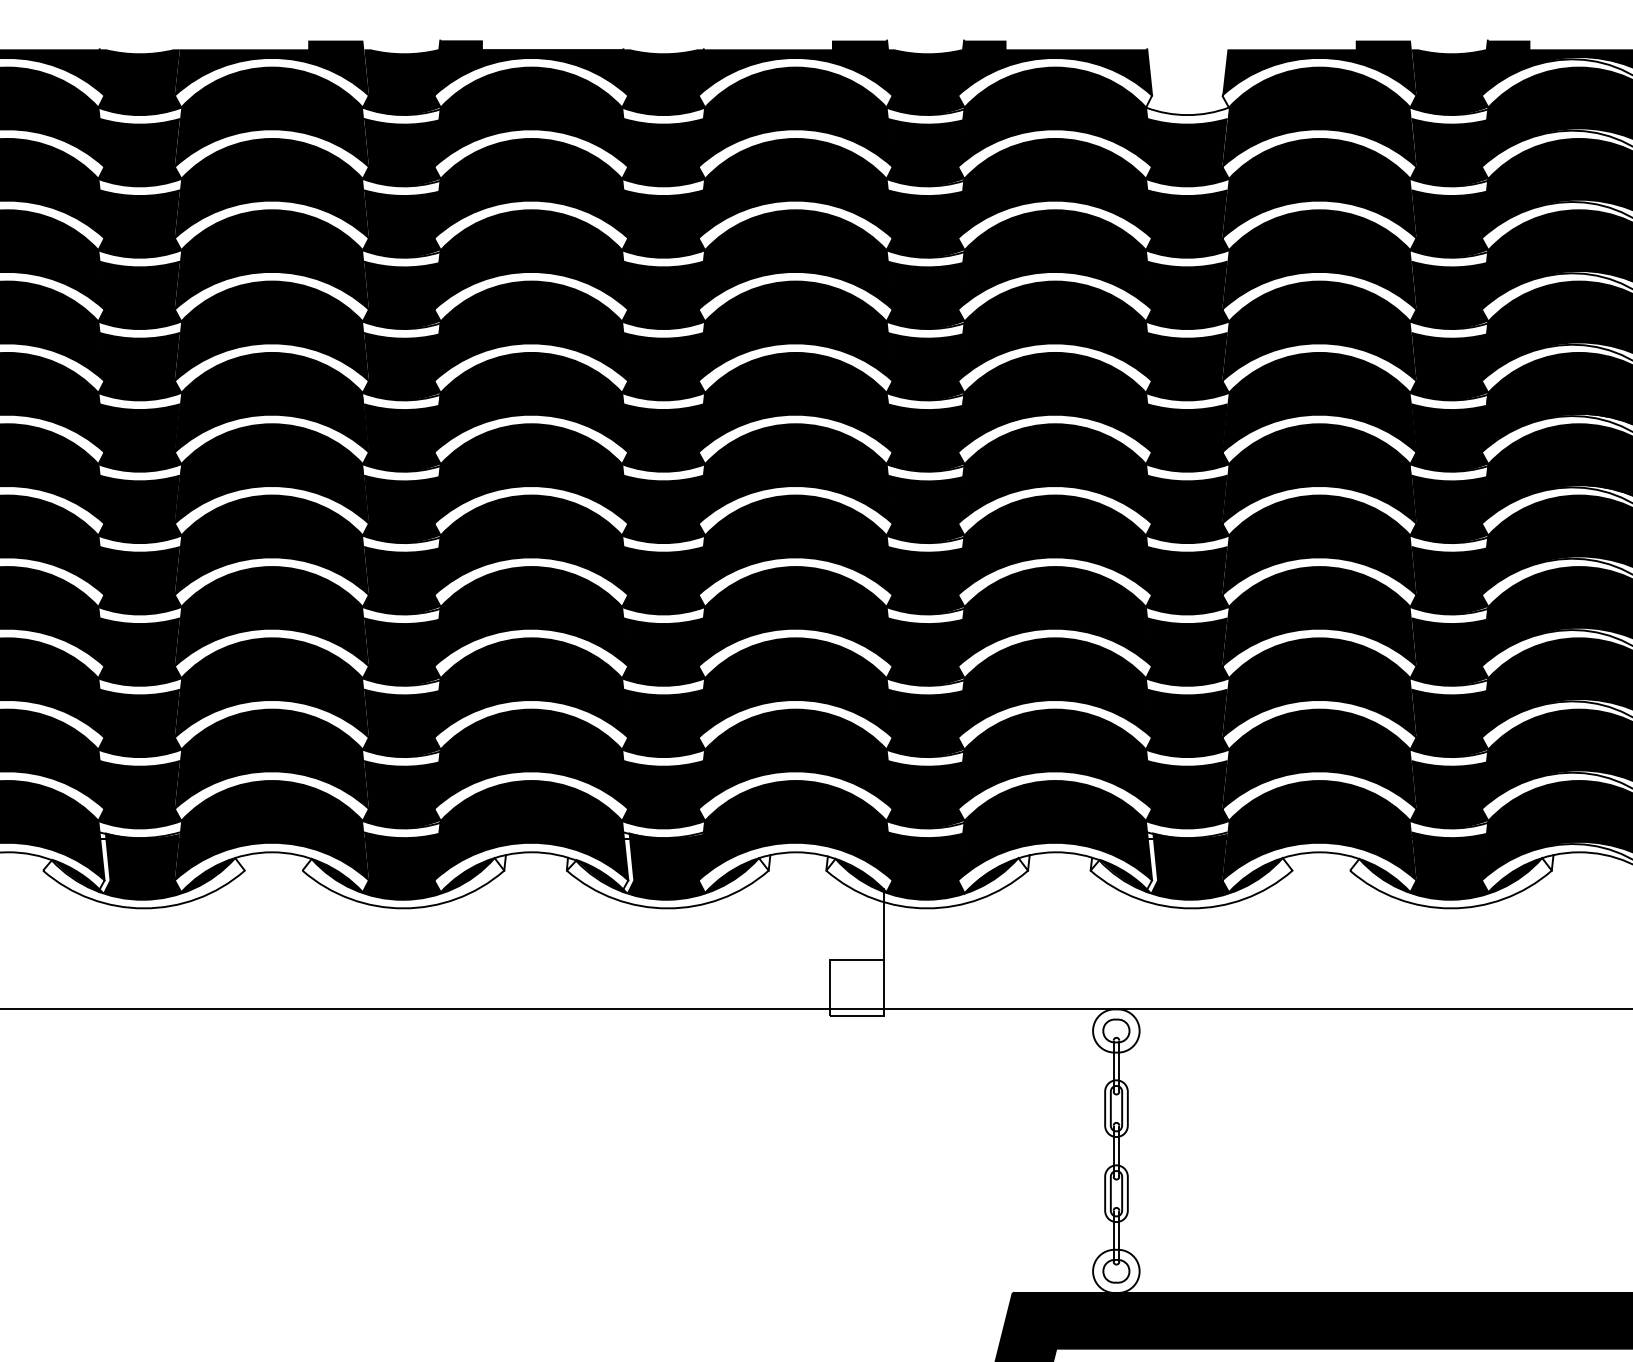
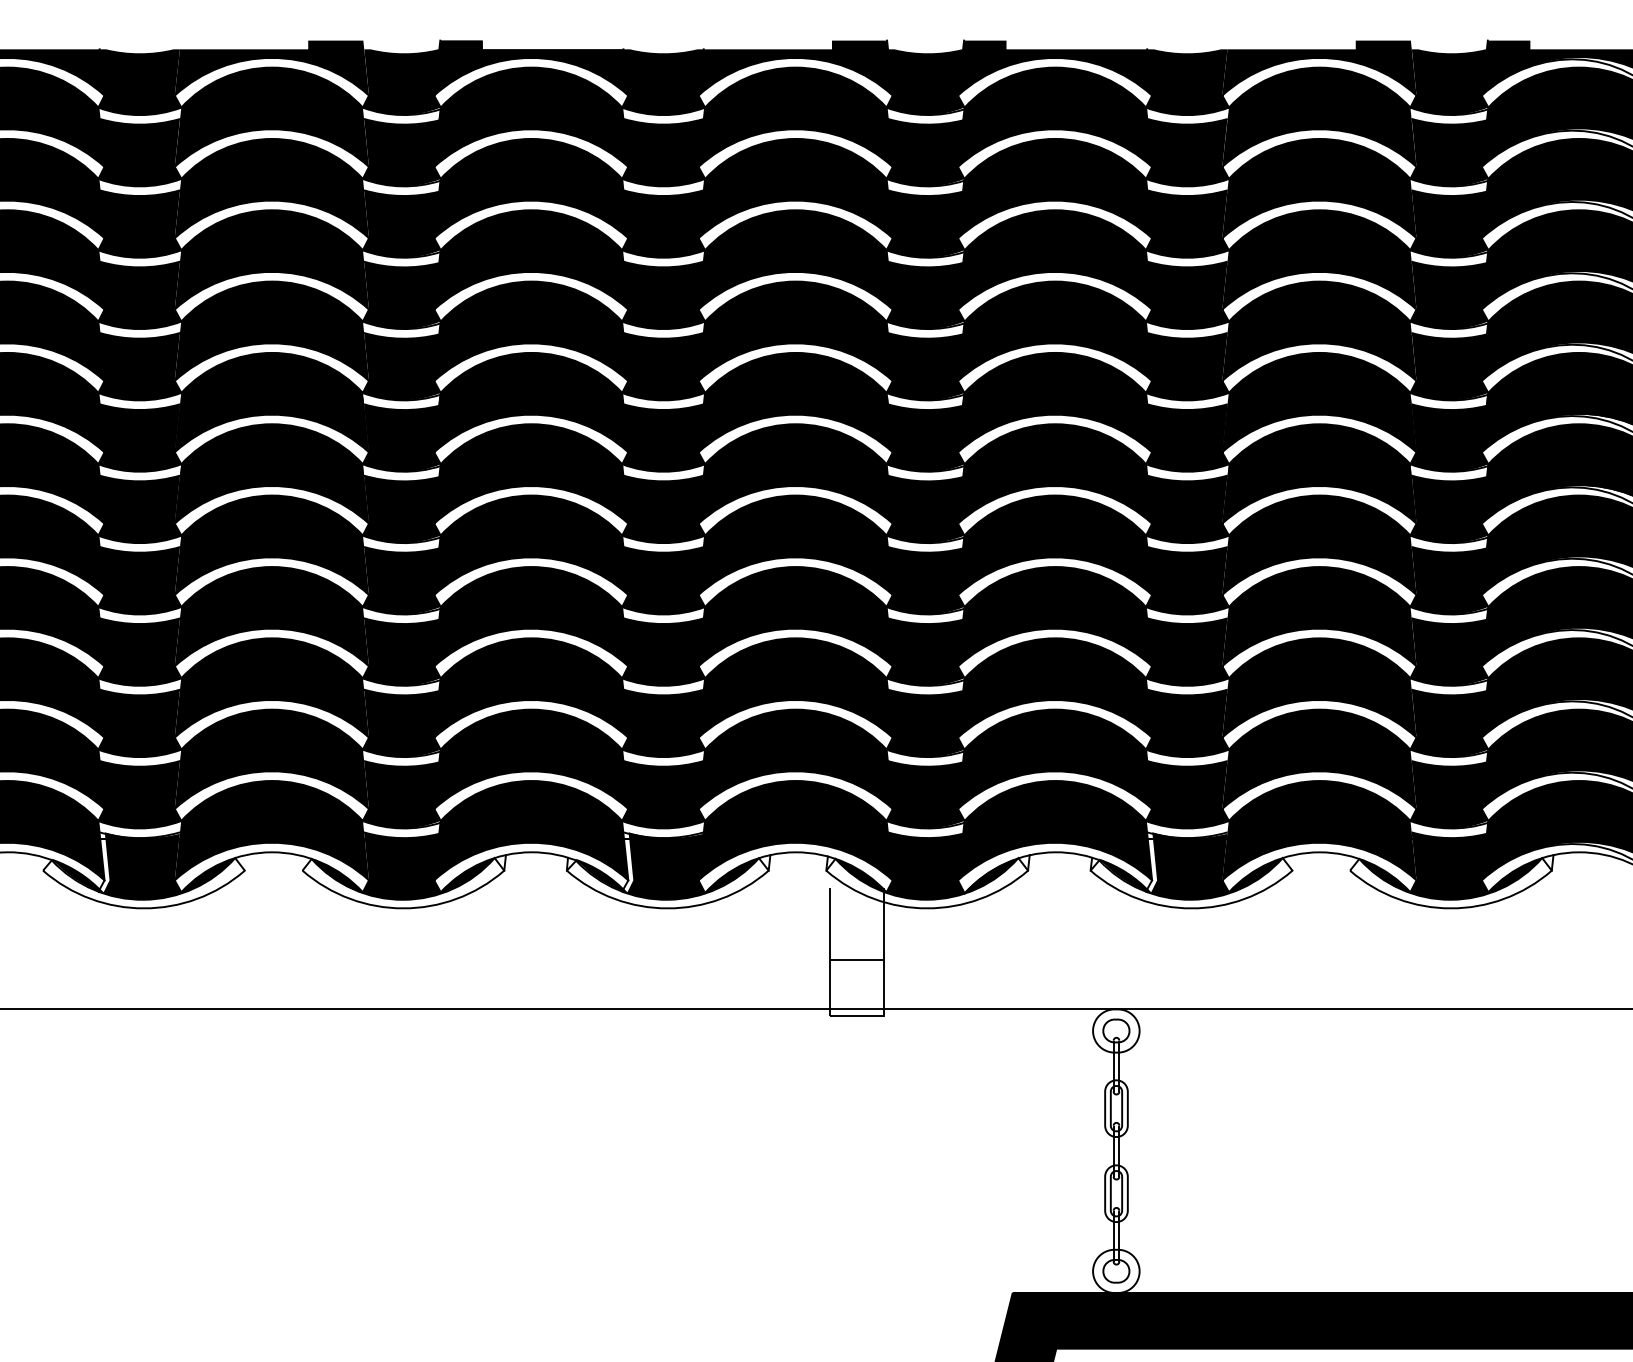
fill: none -> present (1187, 82)
line: none -> present (829, 924)
